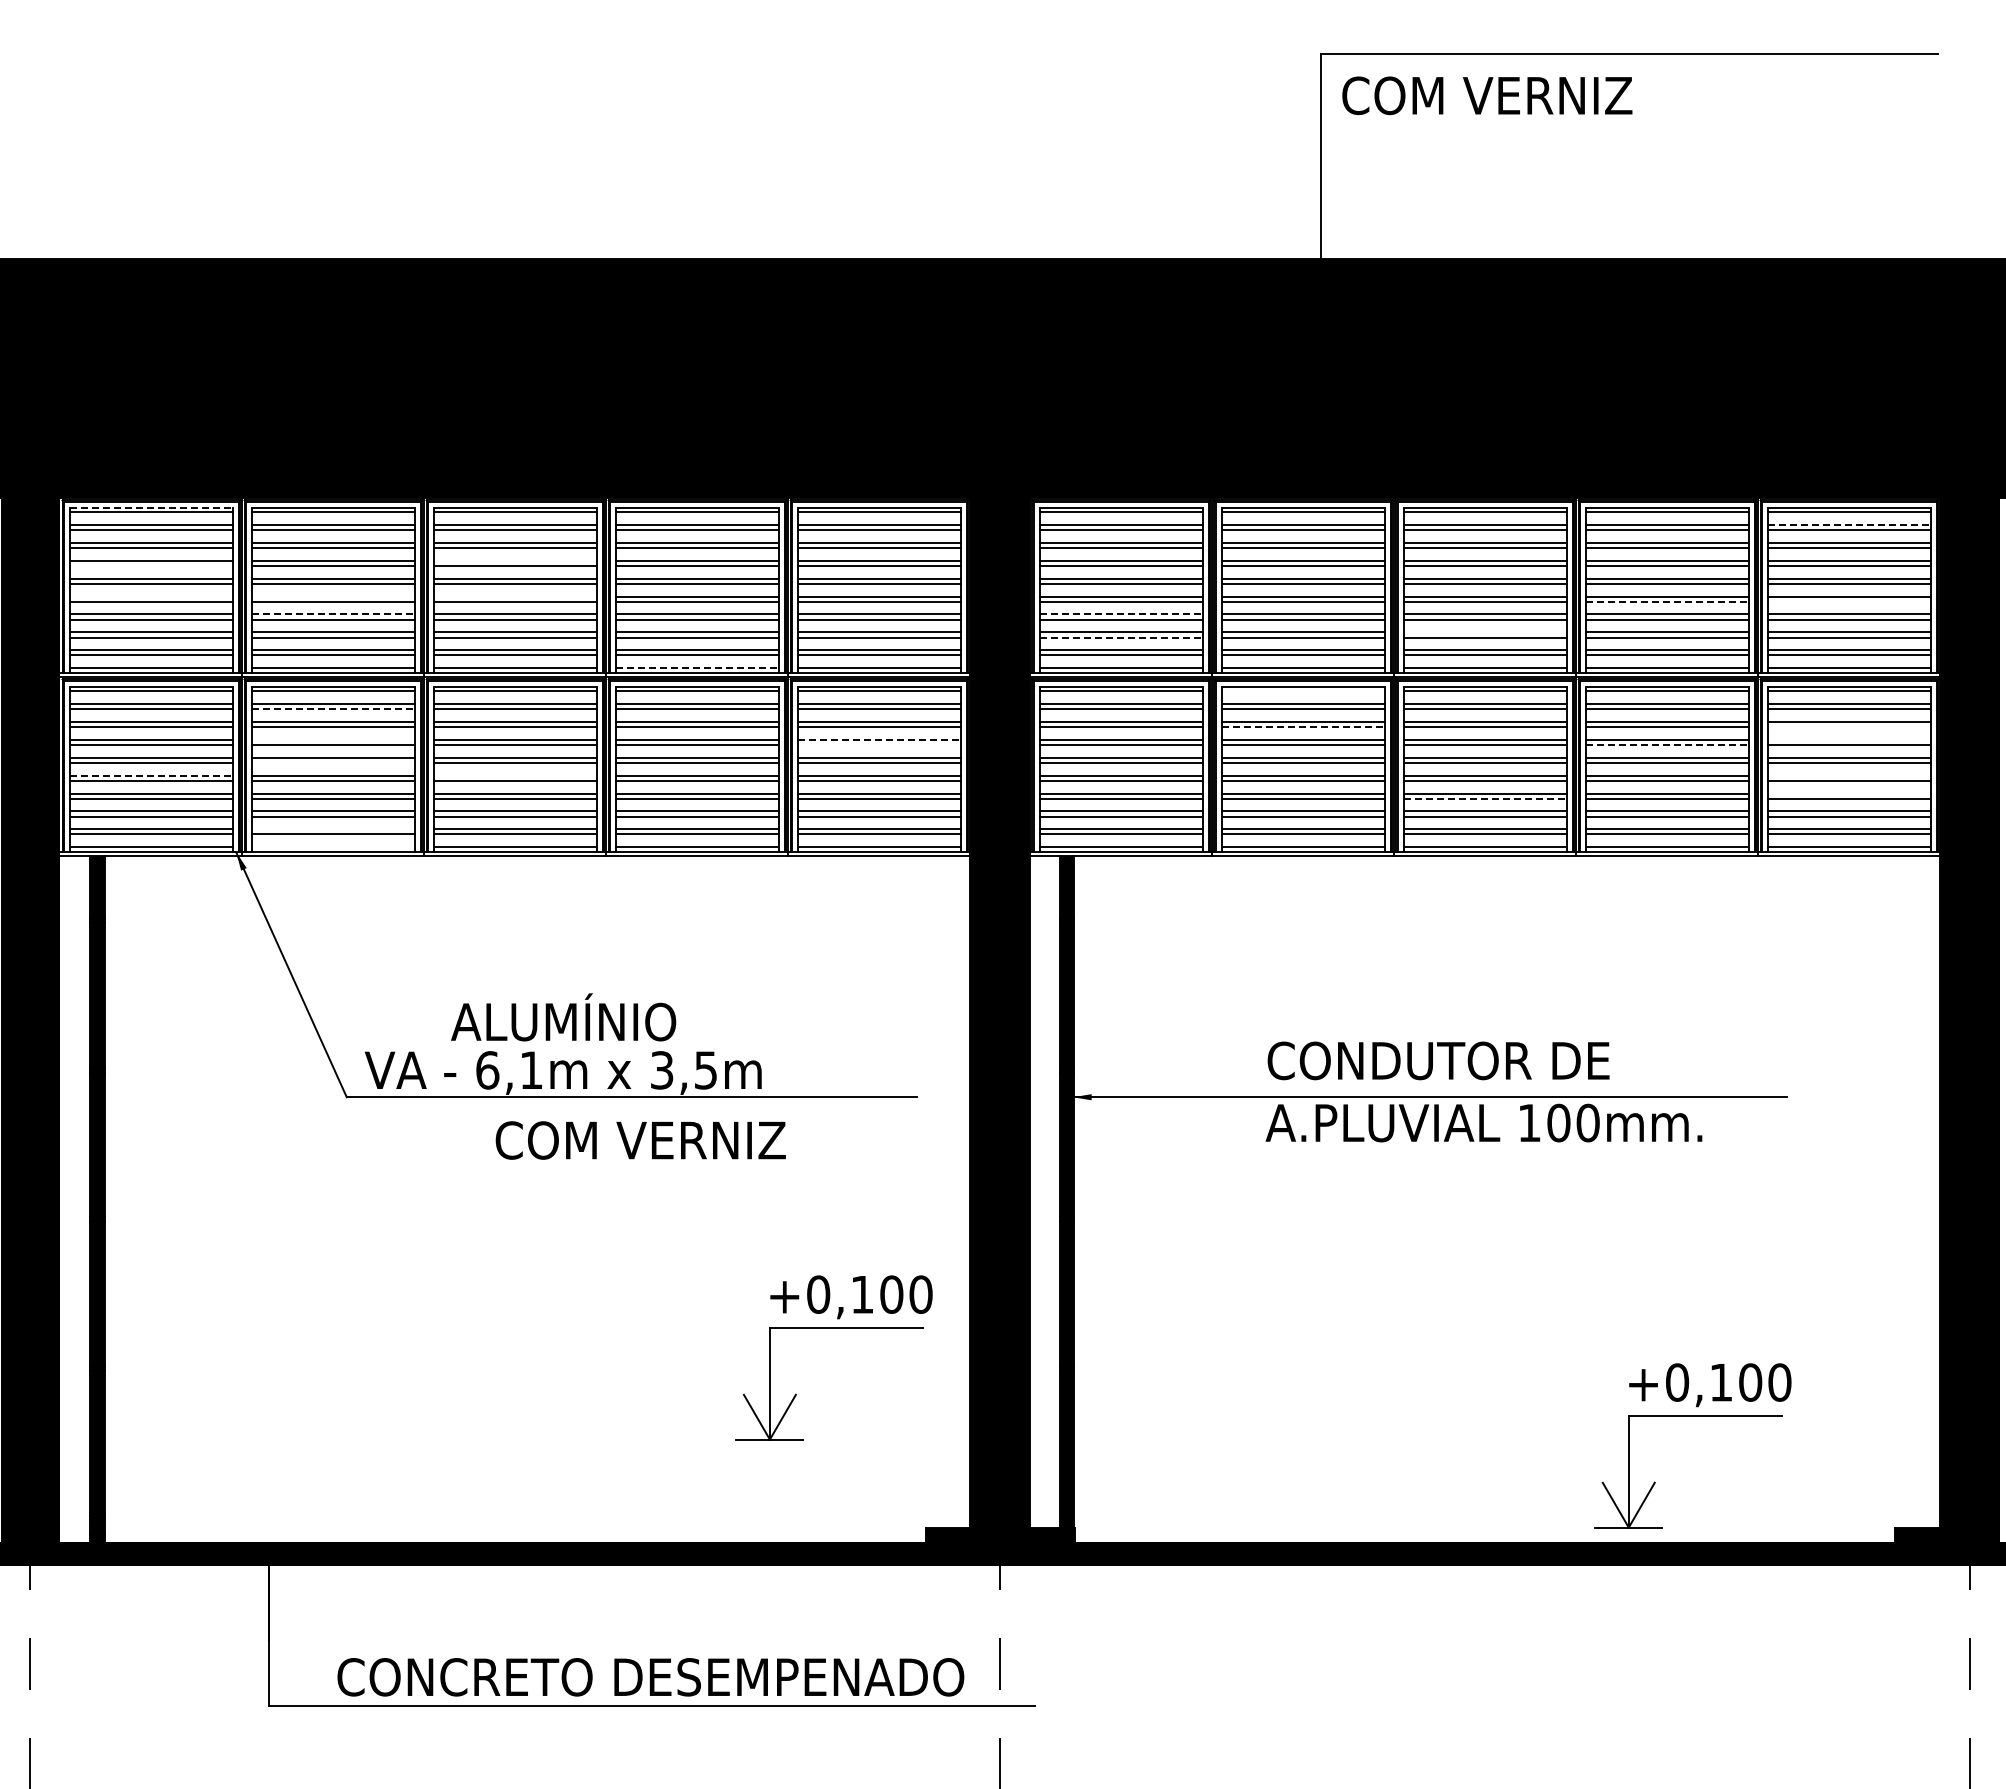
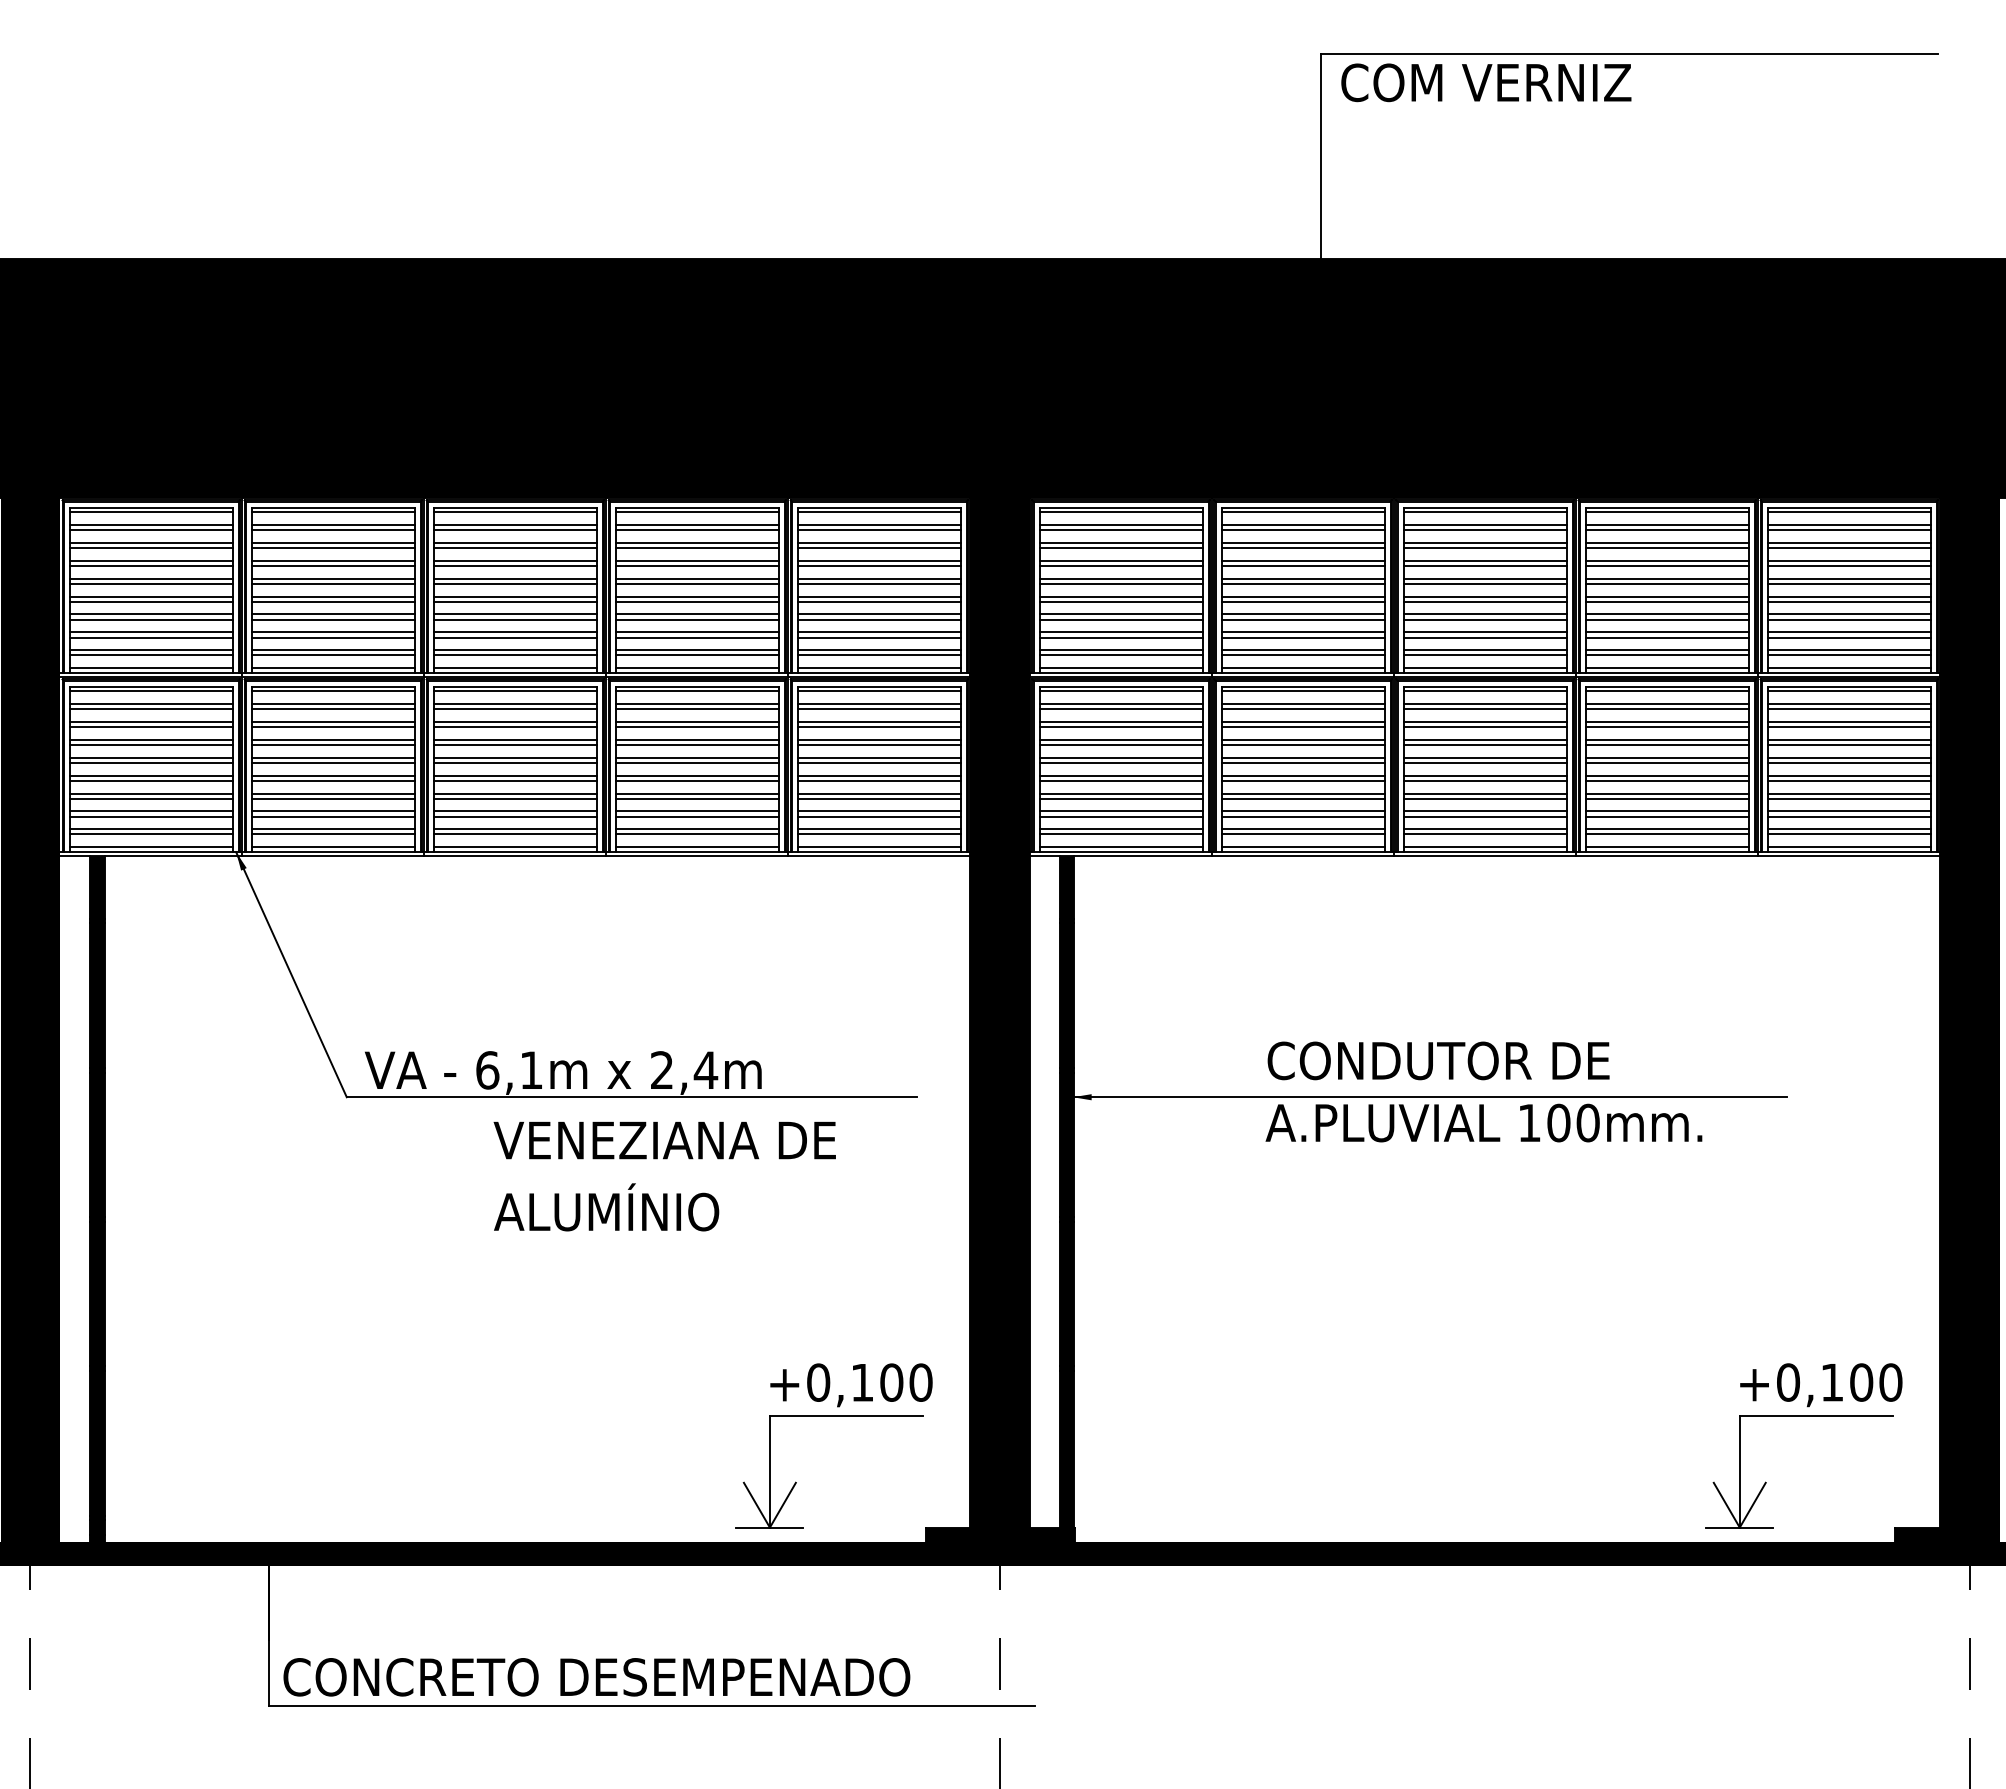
text position: (1487, 95) -> (1486, 82) (1486, 82)
line: dashed -> solid (151, 507)
line: dashed -> solid (1849, 524)
line: none -> present (514, 560)
line: none -> present (150, 565)
line: none -> present (150, 596)
line: none -> present (332, 596)
line: none -> present (514, 596)
line: dashed -> solid (1667, 601)
line: none -> present (1848, 601)
line: dashed -> solid (333, 614)
line: dashed -> solid (1121, 614)
line: none -> present (1484, 632)
line: dashed -> solid (1121, 637)
line: dashed -> solid (697, 668)
line: none -> present (1302, 691)
line: dashed -> solid (333, 709)
line: dashed -> solid (1303, 727)
line: none -> present (1848, 727)
line: none -> present (332, 739)
line: dashed -> solid (879, 739)
line: none -> present (1848, 739)
line: none -> present (878, 744)
line: dashed -> solid (1667, 744)
line: none -> present (332, 762)
line: dashed -> solid (151, 775)
line: none -> present (514, 775)
line: none -> present (1848, 775)
line: none -> present (1848, 793)
line: dashed -> solid (1485, 798)
line: none -> present (332, 829)
line: none -> present (332, 847)
text position: (563, 1017) -> (606, 1207) (606, 1207)
text: 3,5m -> 2,4m (684, 1070)
text: COM VERNIZ -> VENEZIANA DE (664, 1140)
part position: (833, 1328) -> (833, 1416) (833, 1416)
part position: (1692, 1416) -> (1803, 1416) (1803, 1416)
text position: (650, 1677) -> (596, 1677) (596, 1677)
